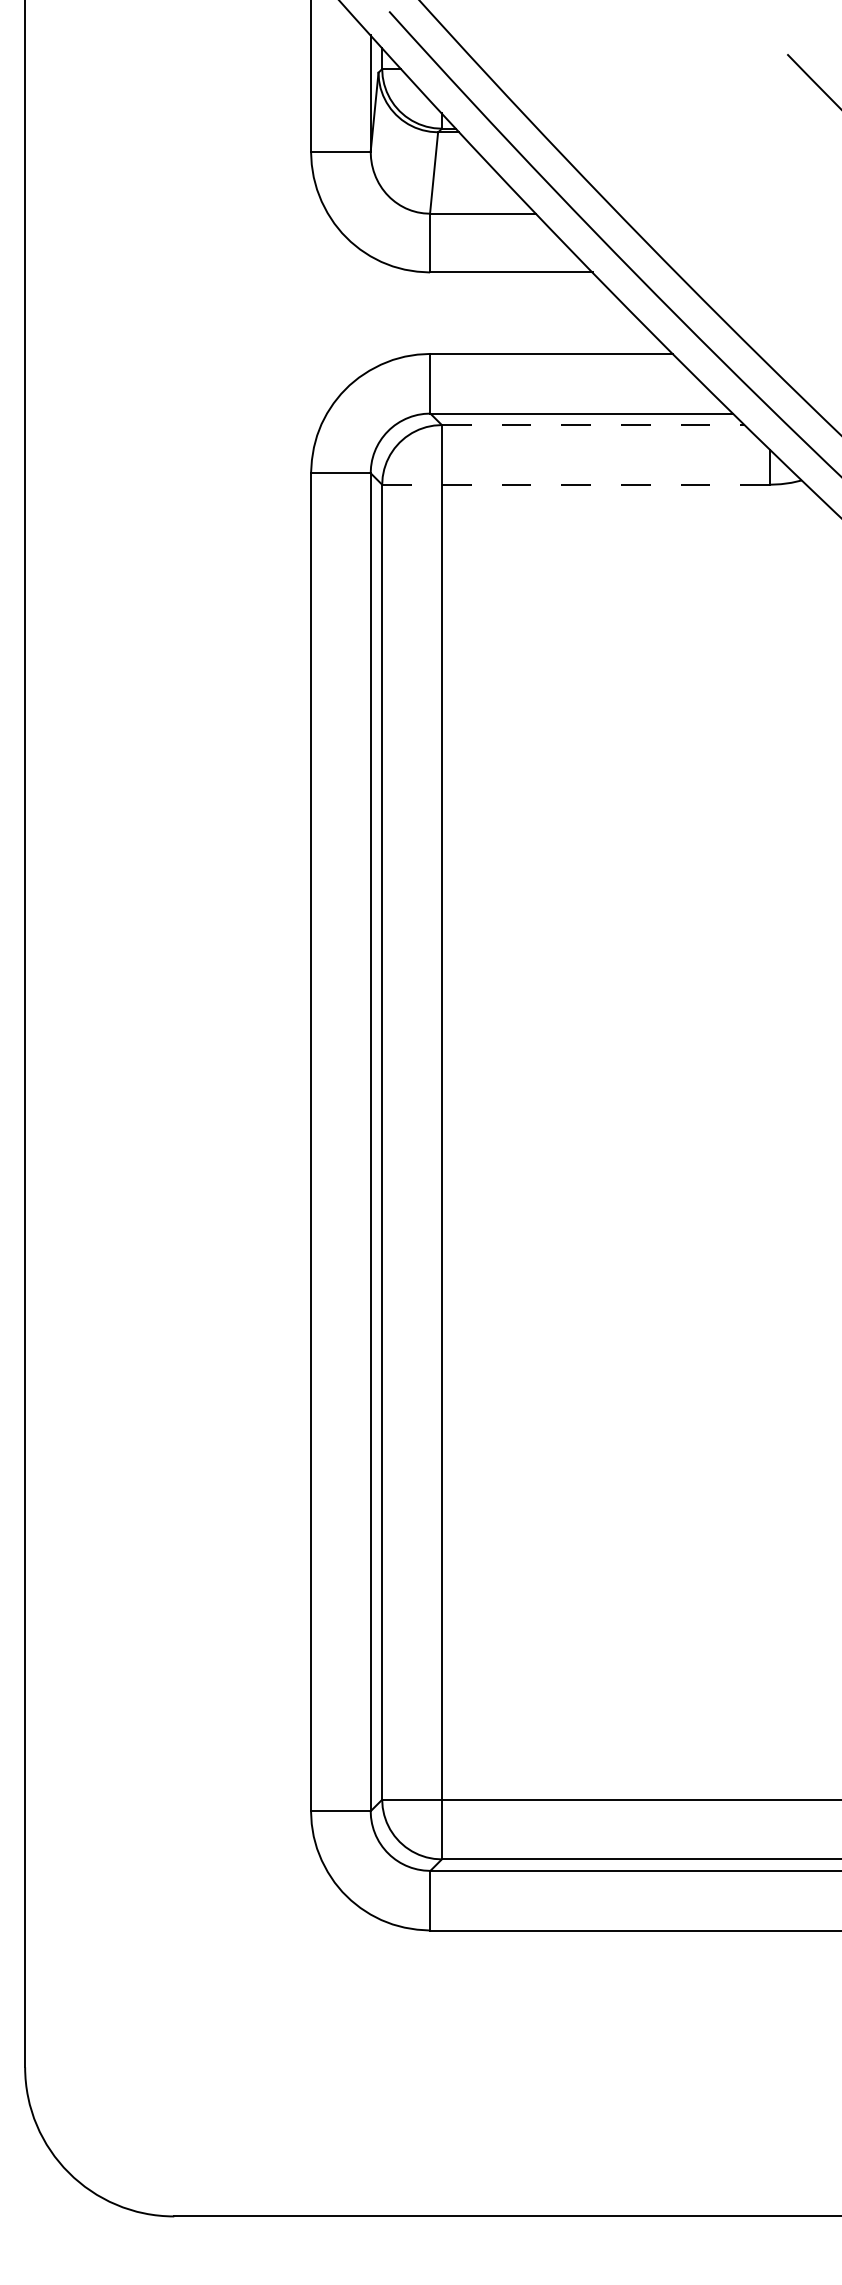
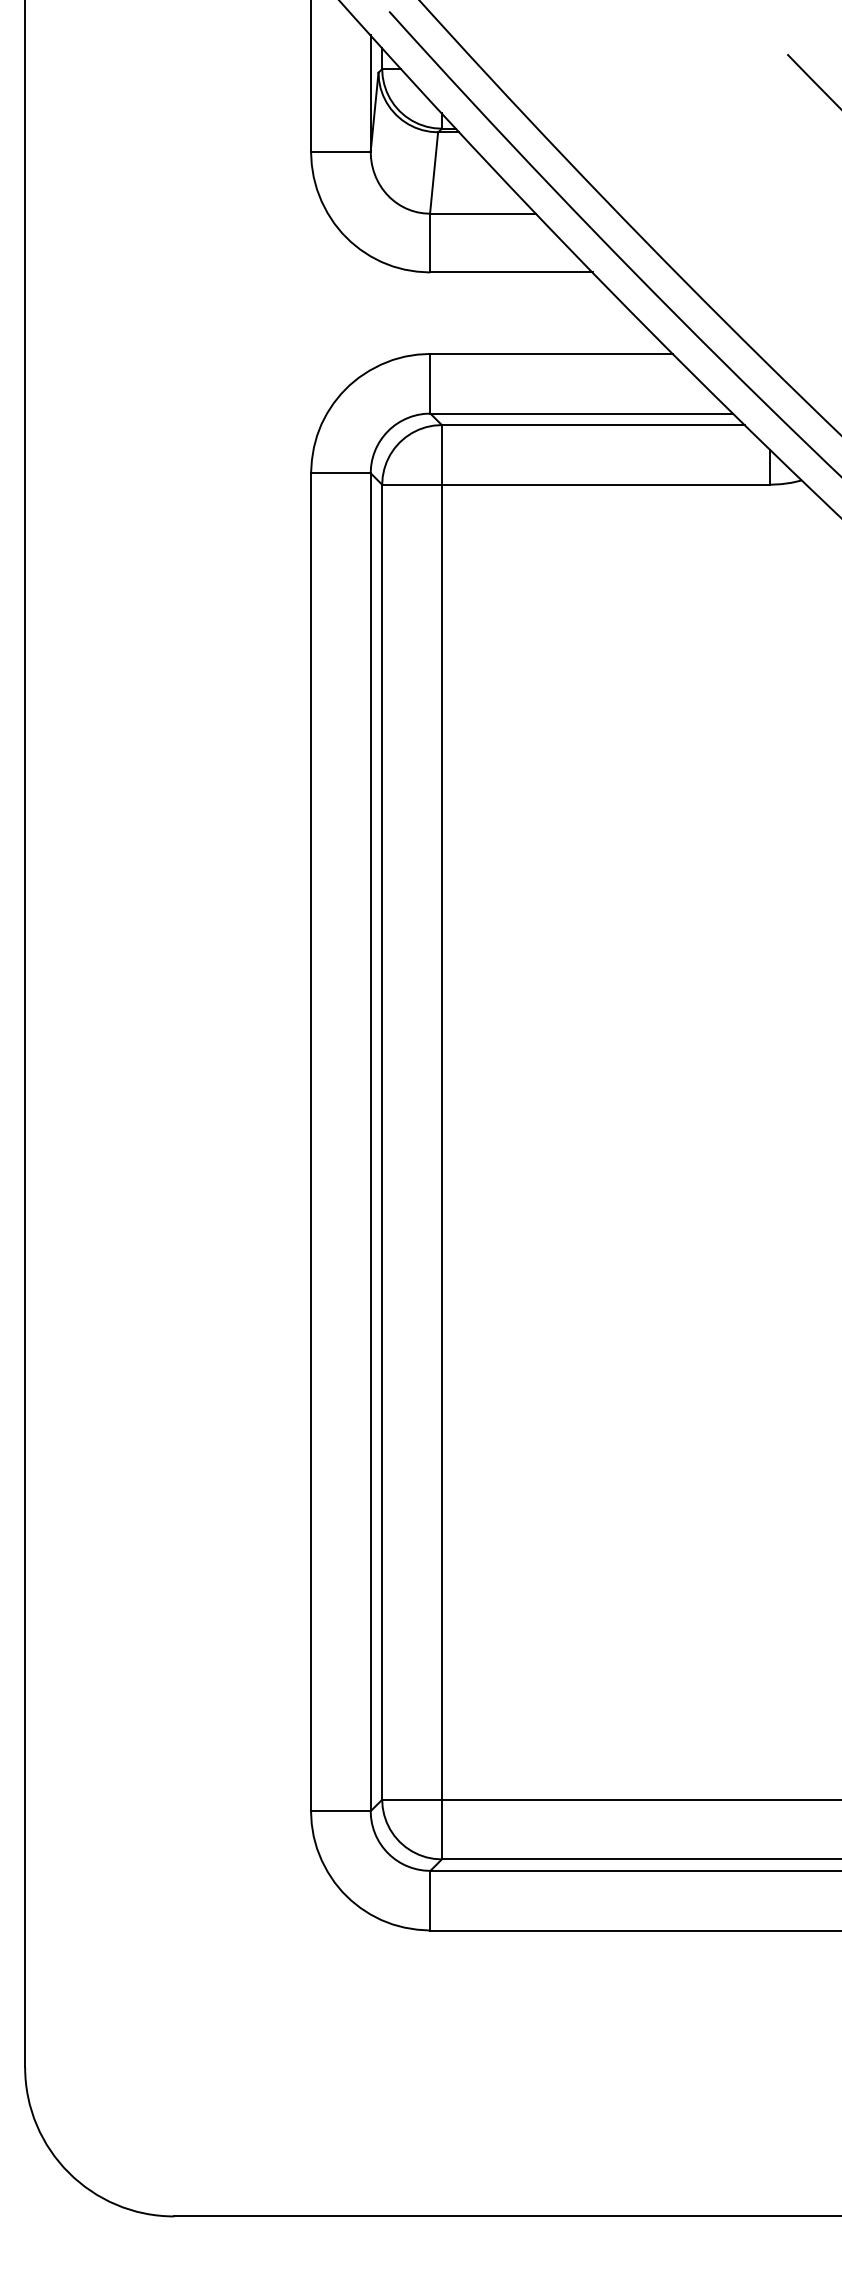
line: dashed -> solid (593, 425)
line: dashed -> solid (576, 484)
